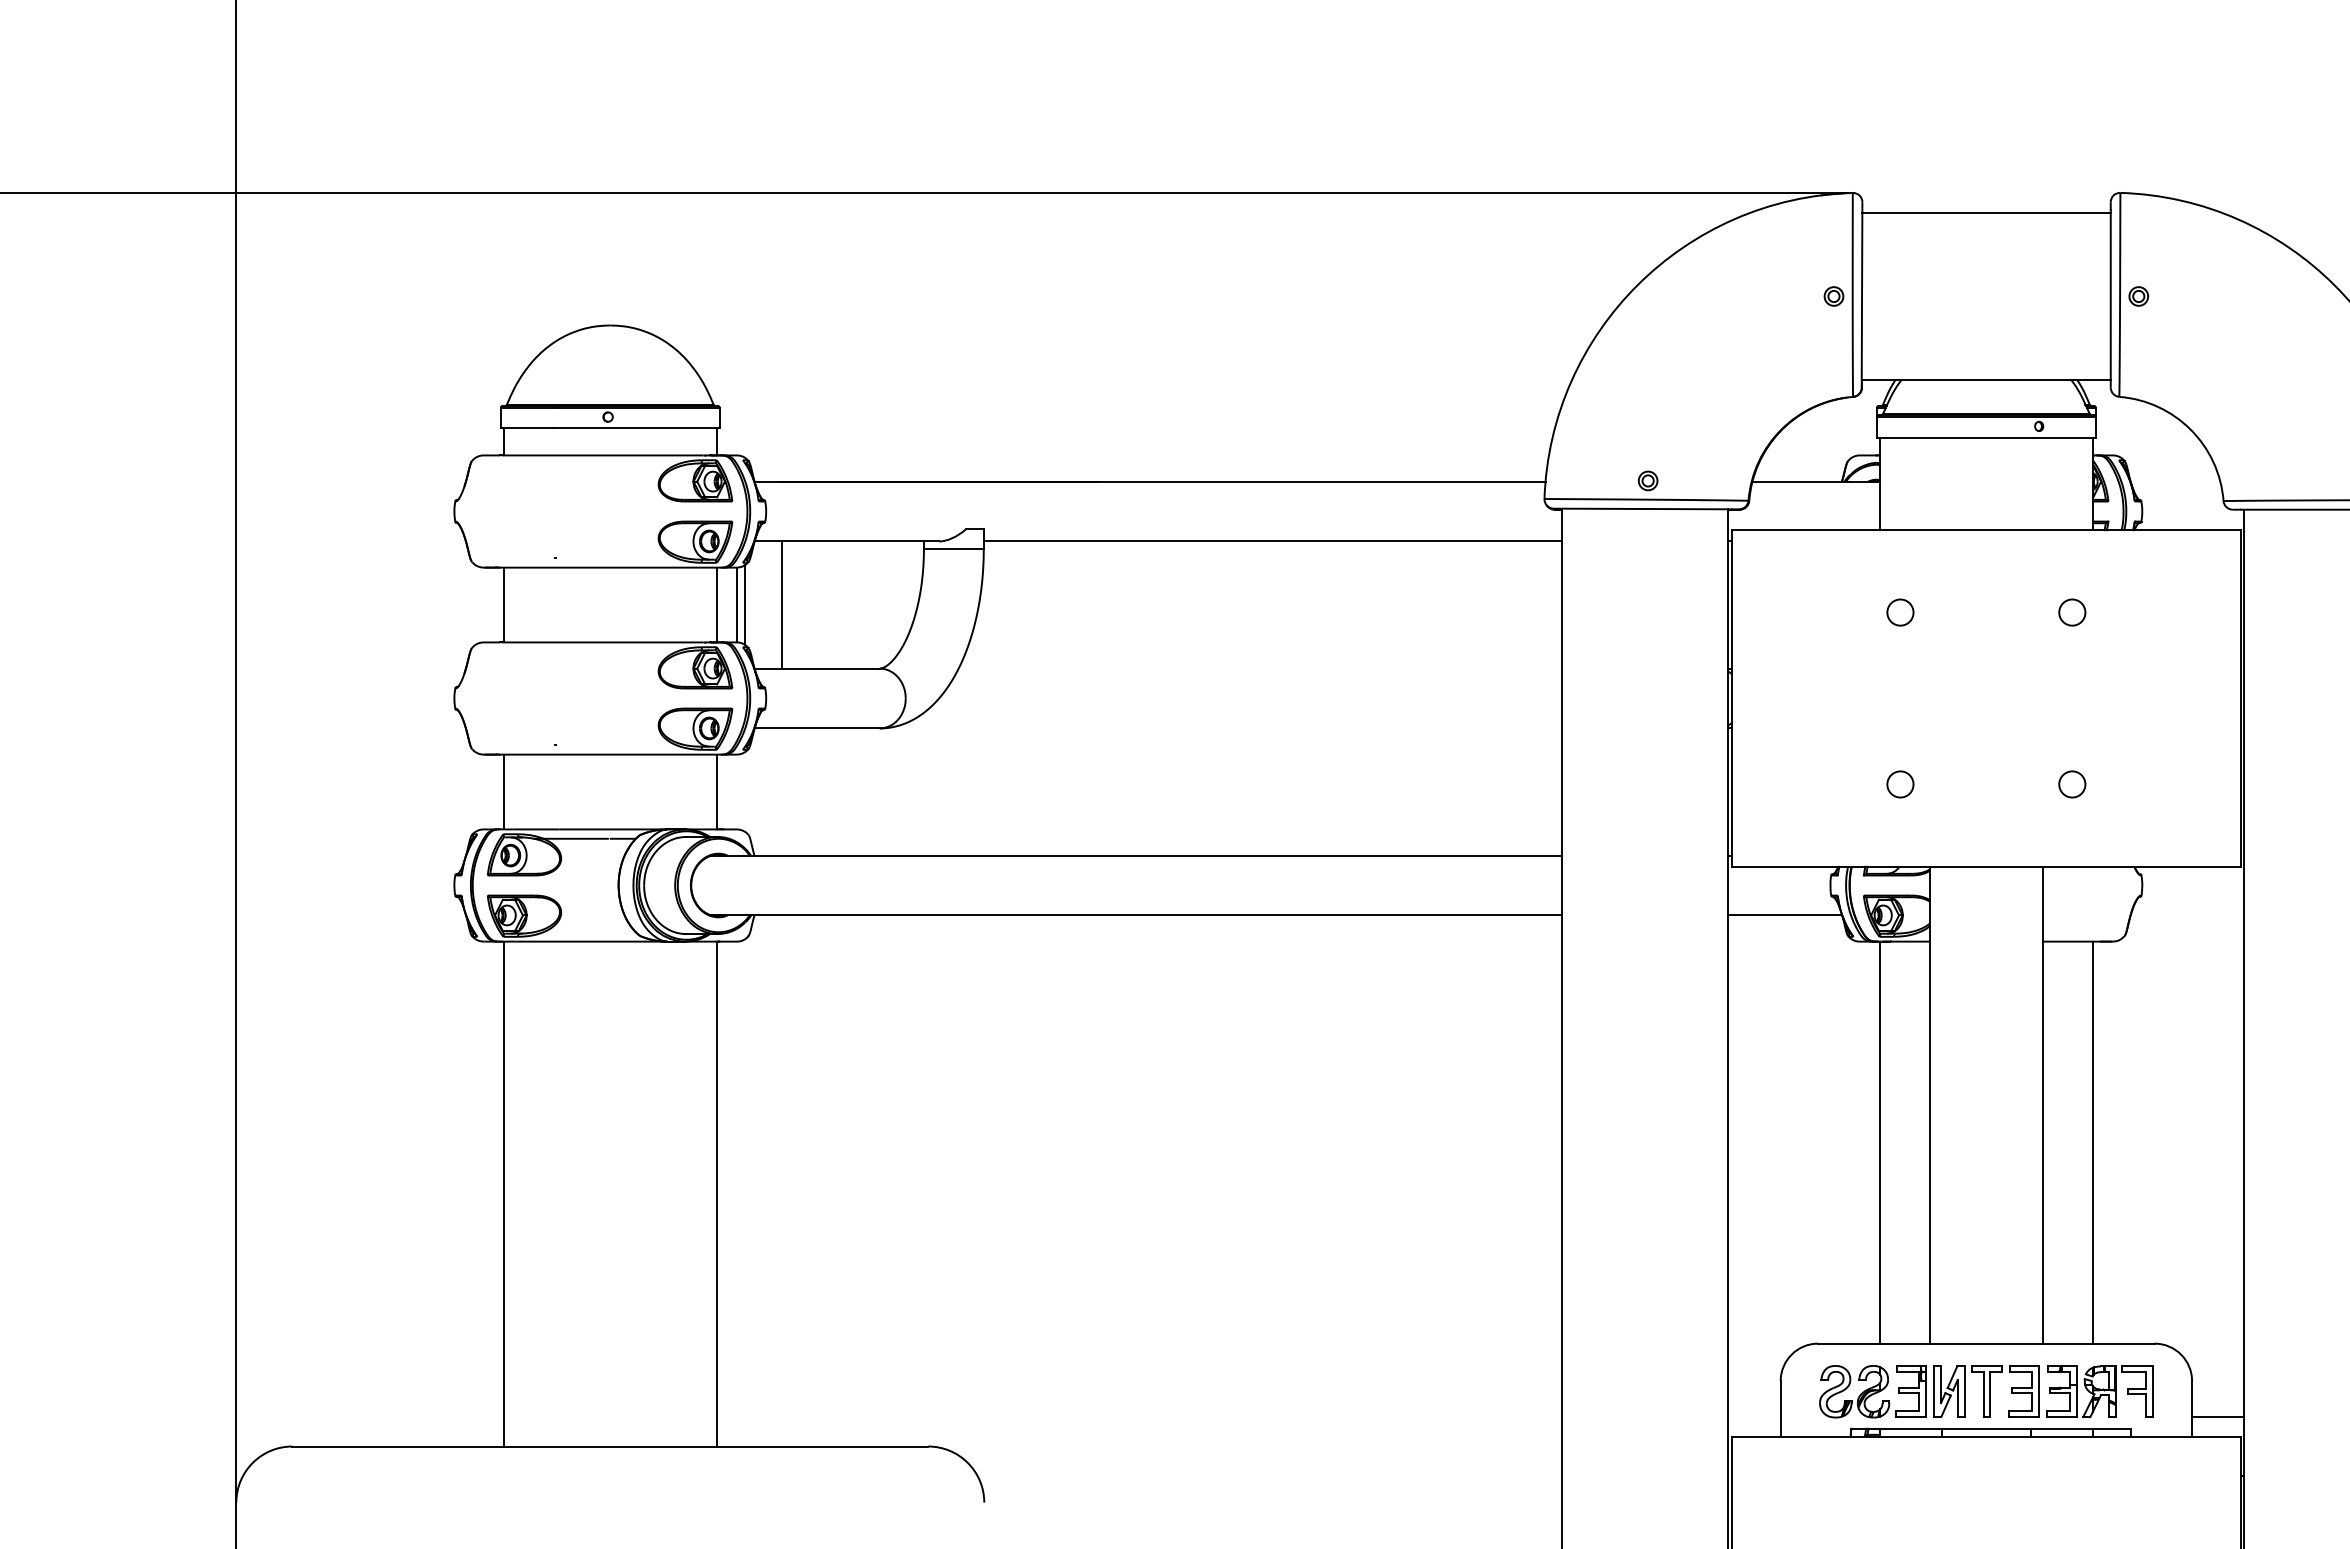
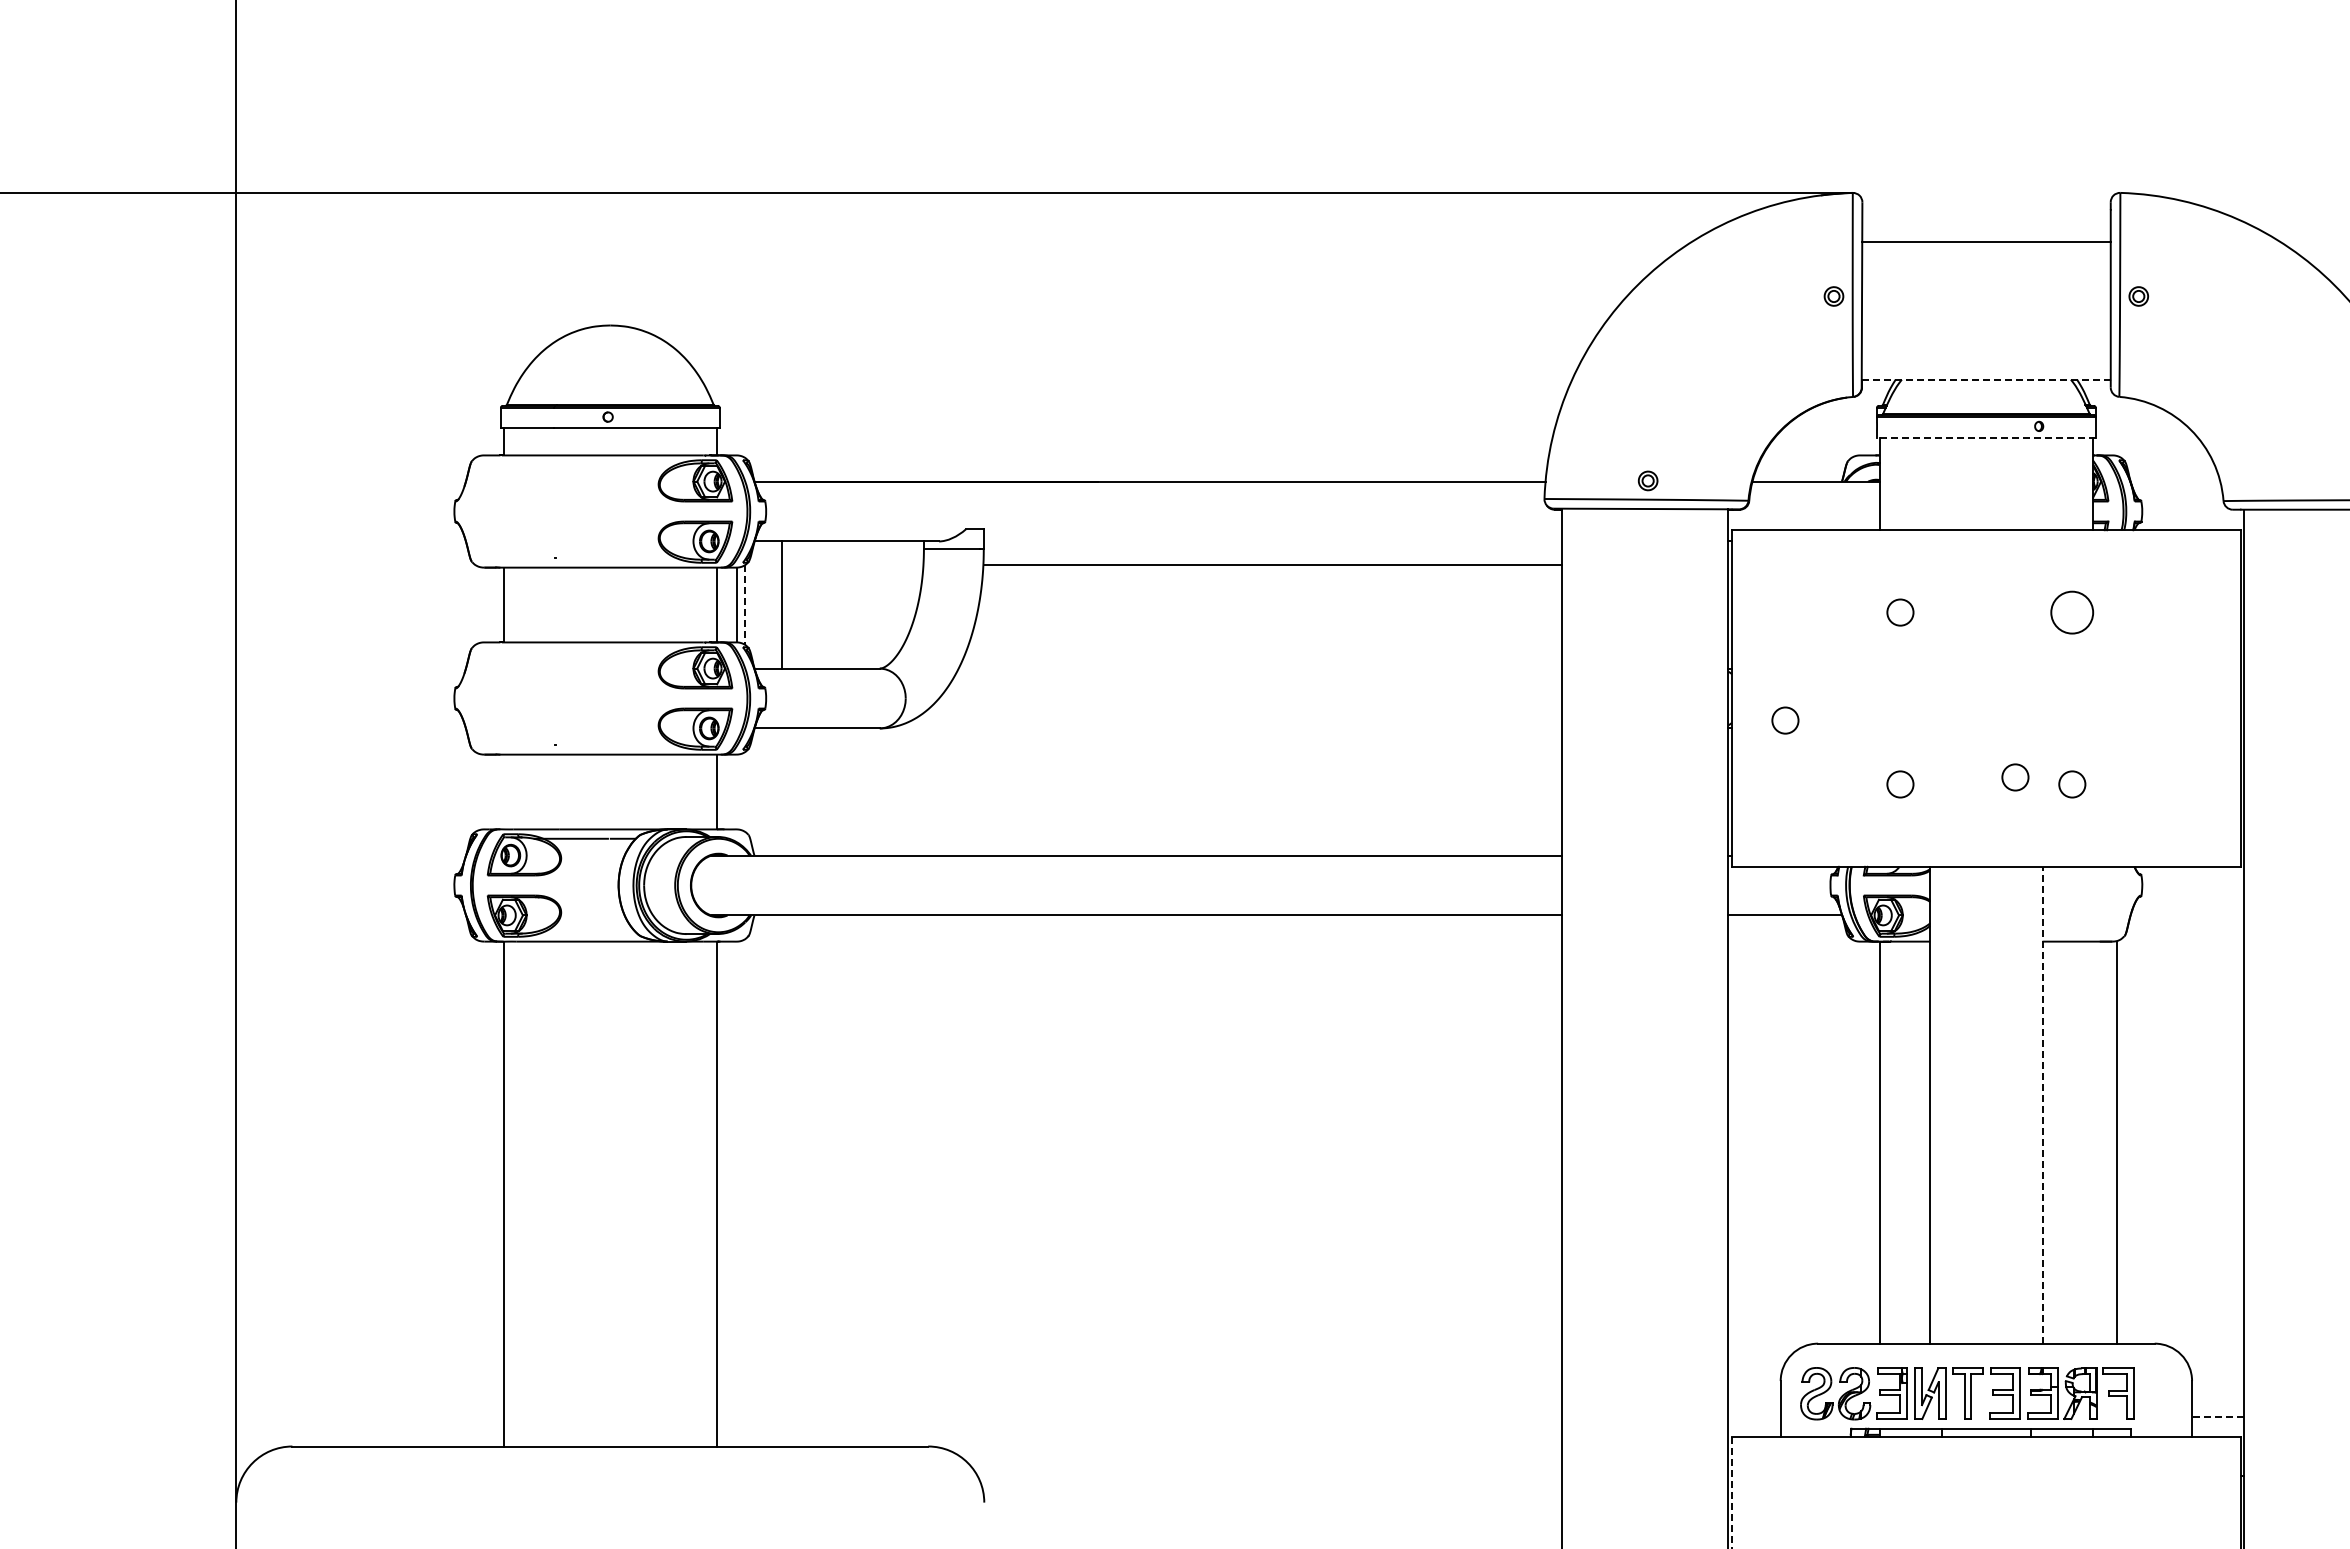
line position: (1986, 213) -> (1986, 242) (1986, 242)
line: solid -> dashed (1986, 379)
line: solid -> dashed (1985, 437)
line position: (1272, 541) -> (1272, 565) (1272, 565)
line: solid -> dashed (744, 604)
circle size: 29x29 px -> 45x45 px (2072, 612)
circle: none -> present (1785, 720)
circle: none -> present (2015, 777)
line: present -> none (503, 791)
line: solid -> dashed (2042, 1104)
line position: (2092, 1142) -> (2116, 1142) (2116, 1142)
part position: (1986, 1391) -> (1967, 1393) (1967, 1393)
line: solid -> dashed (2217, 1416)
line: solid -> dashed (1732, 1492)
